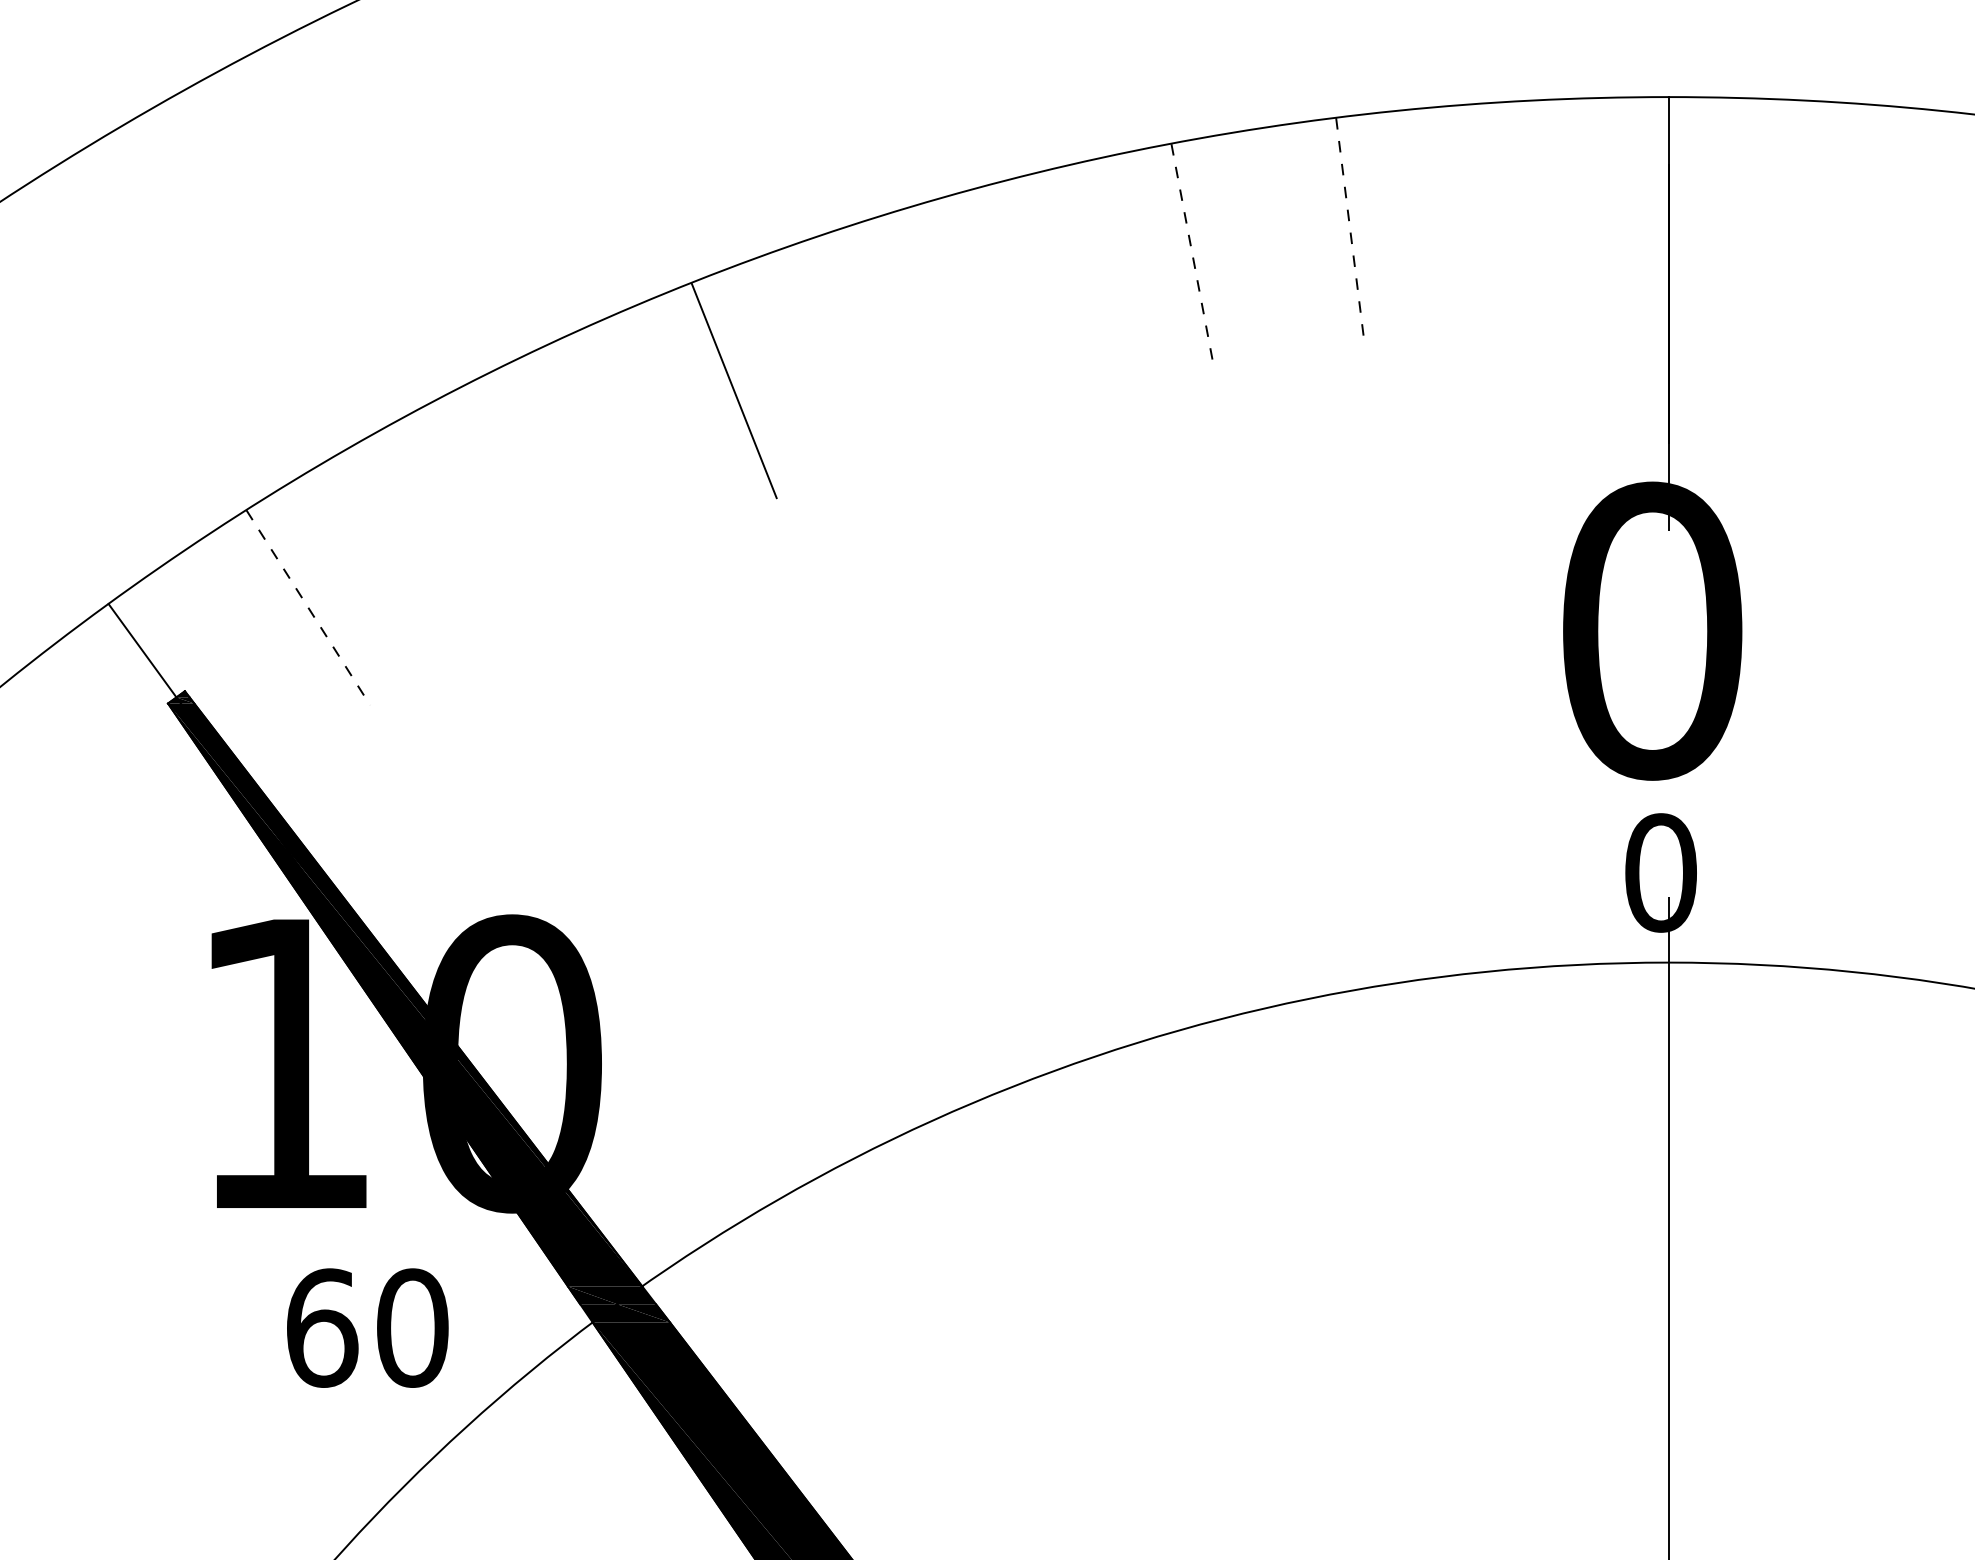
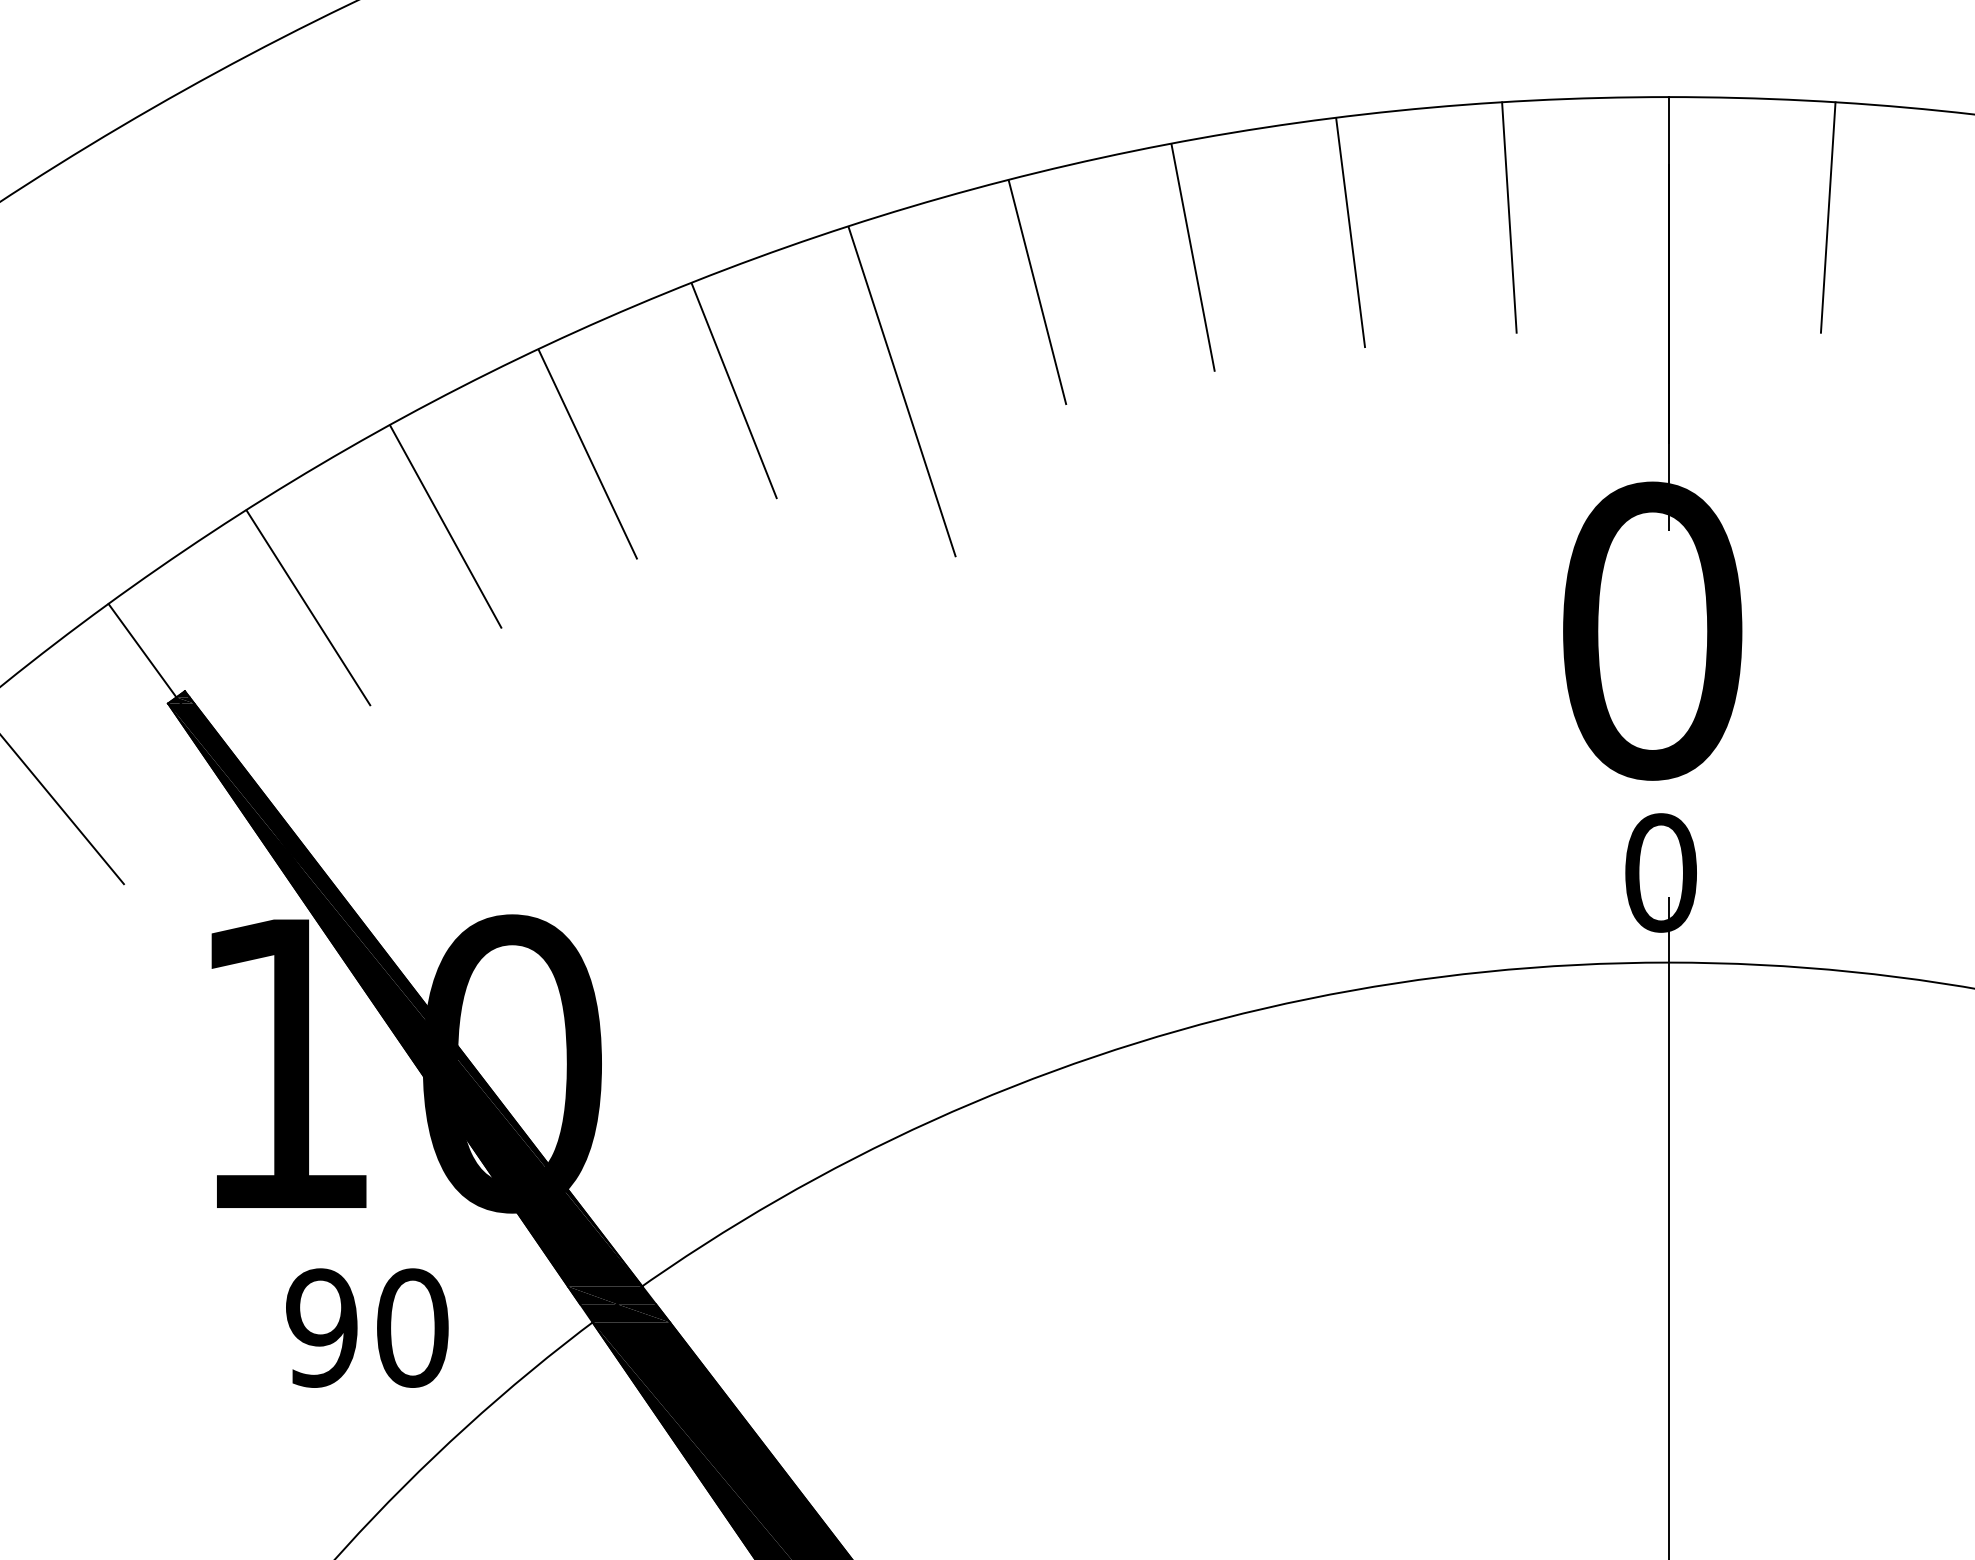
line: none -> present (1509, 217)
line: none -> present (1827, 217)
line: dashed -> solid (1350, 233)
line: dashed -> solid (1193, 257)
line: none -> present (1037, 292)
line: none -> present (901, 391)
line: none -> present (587, 453)
line: none -> present (445, 526)
line: dashed -> solid (308, 608)
line: none -> present (62, 810)
text: 60 -> 90 (322, 1327)
